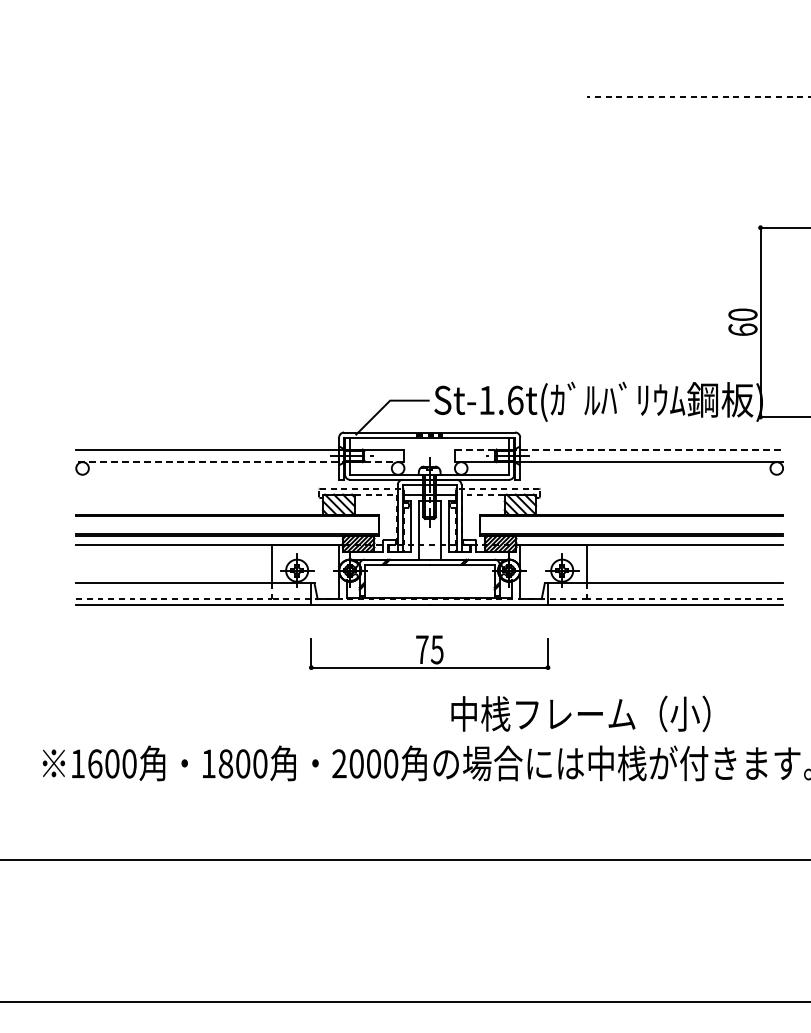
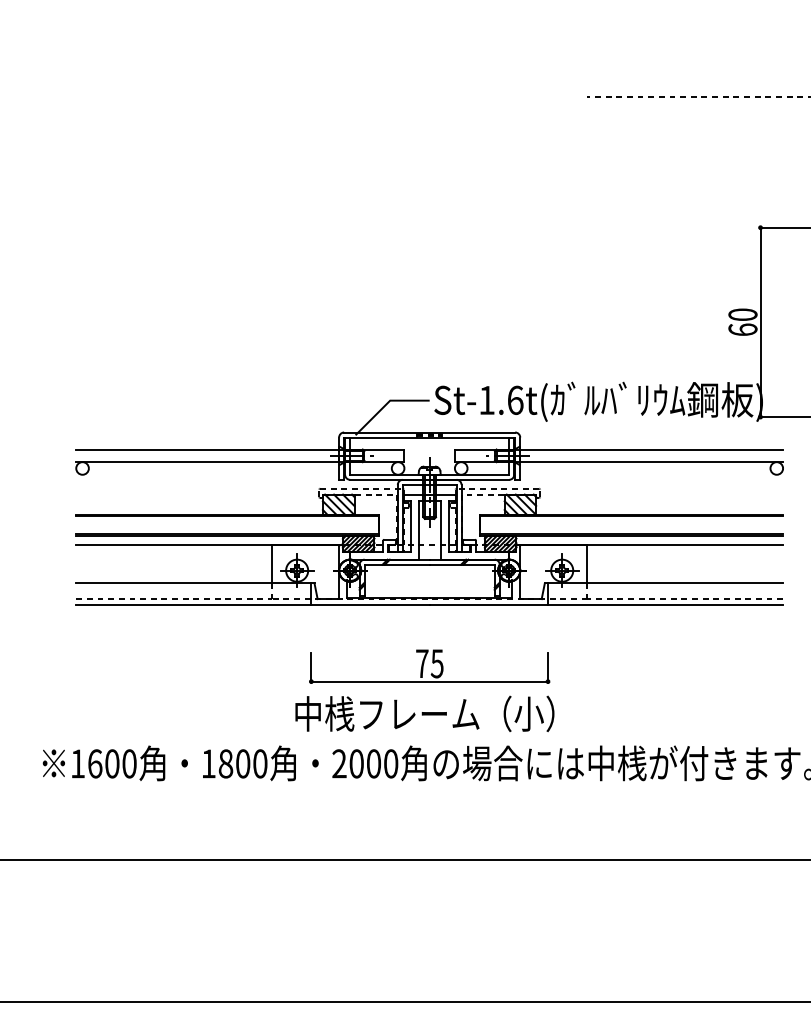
line: dashed -> solid (619, 449)
line: dashed -> solid (239, 462)
part position: (429, 652) -> (429, 666) (429, 666)
text position: (580, 713) -> (424, 713) (424, 713)
